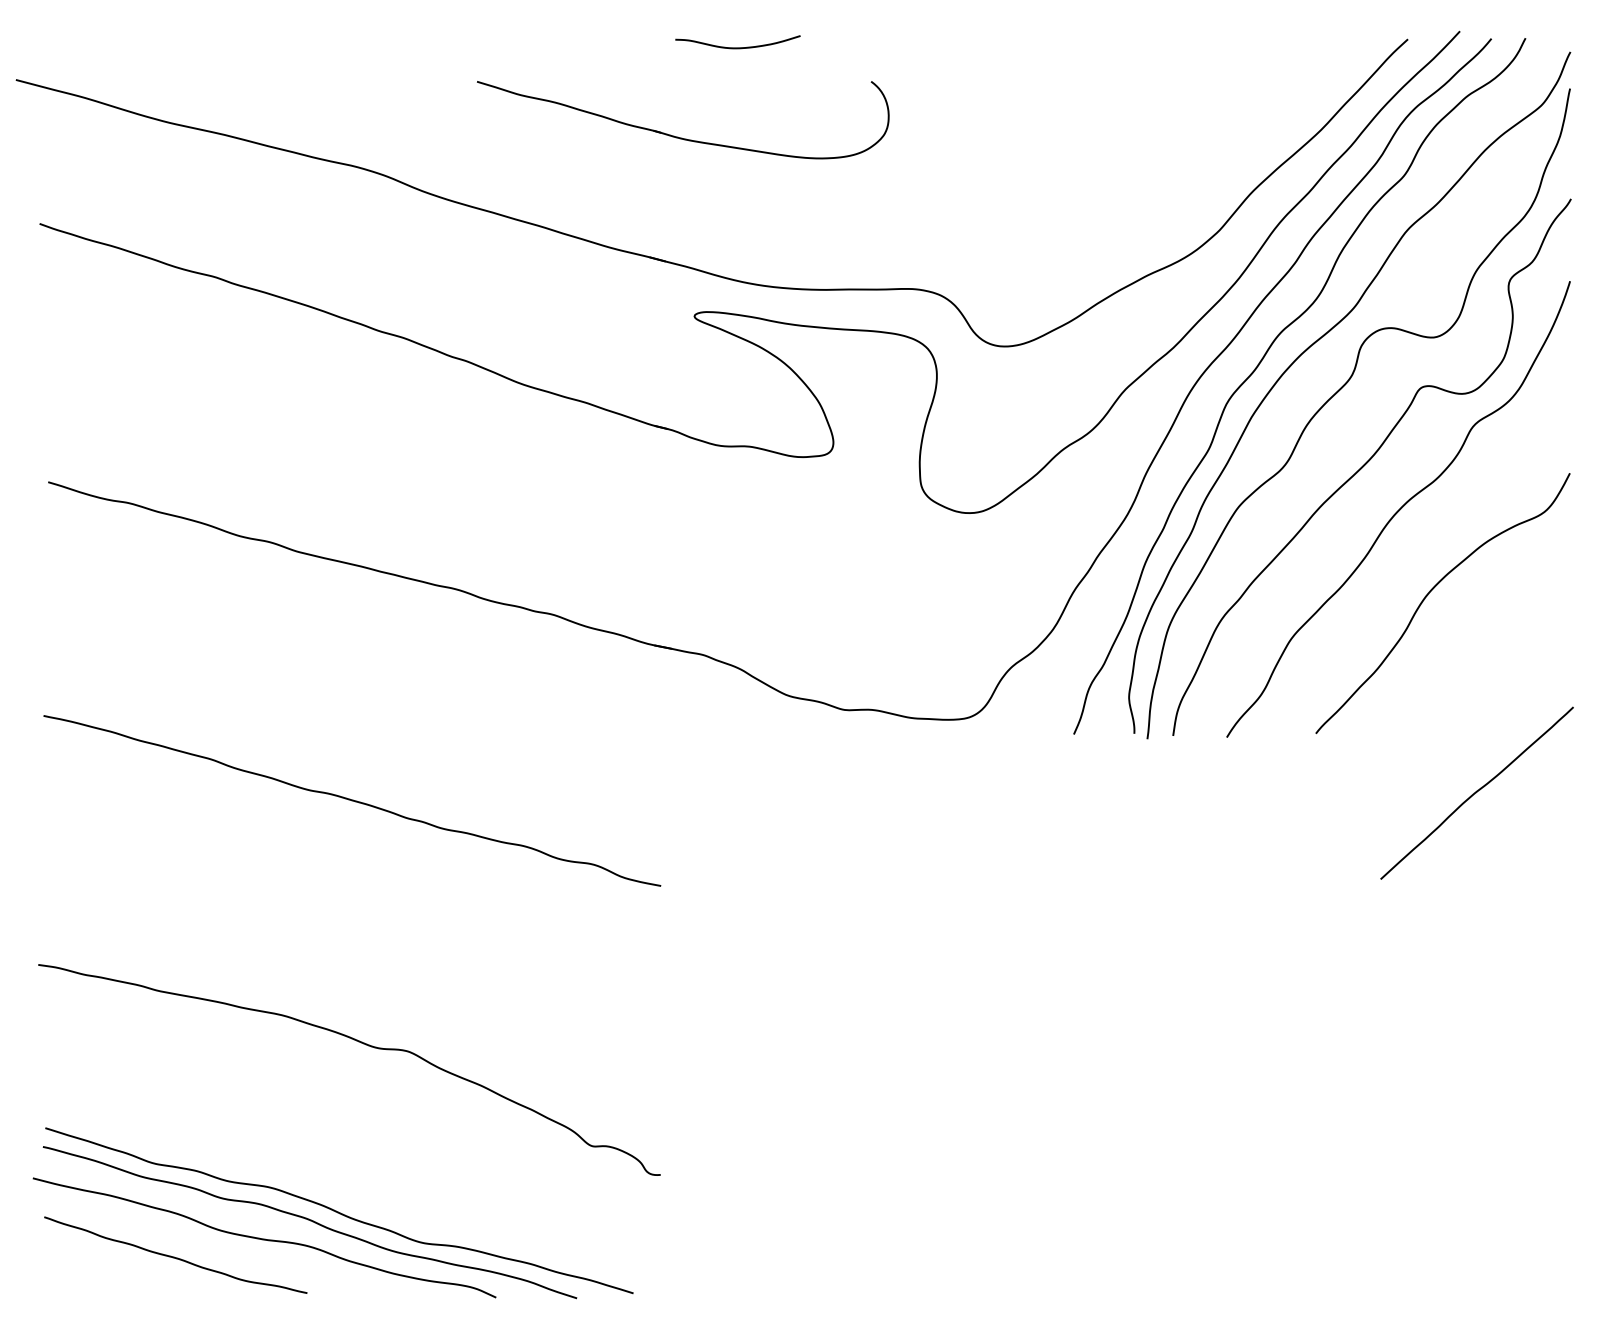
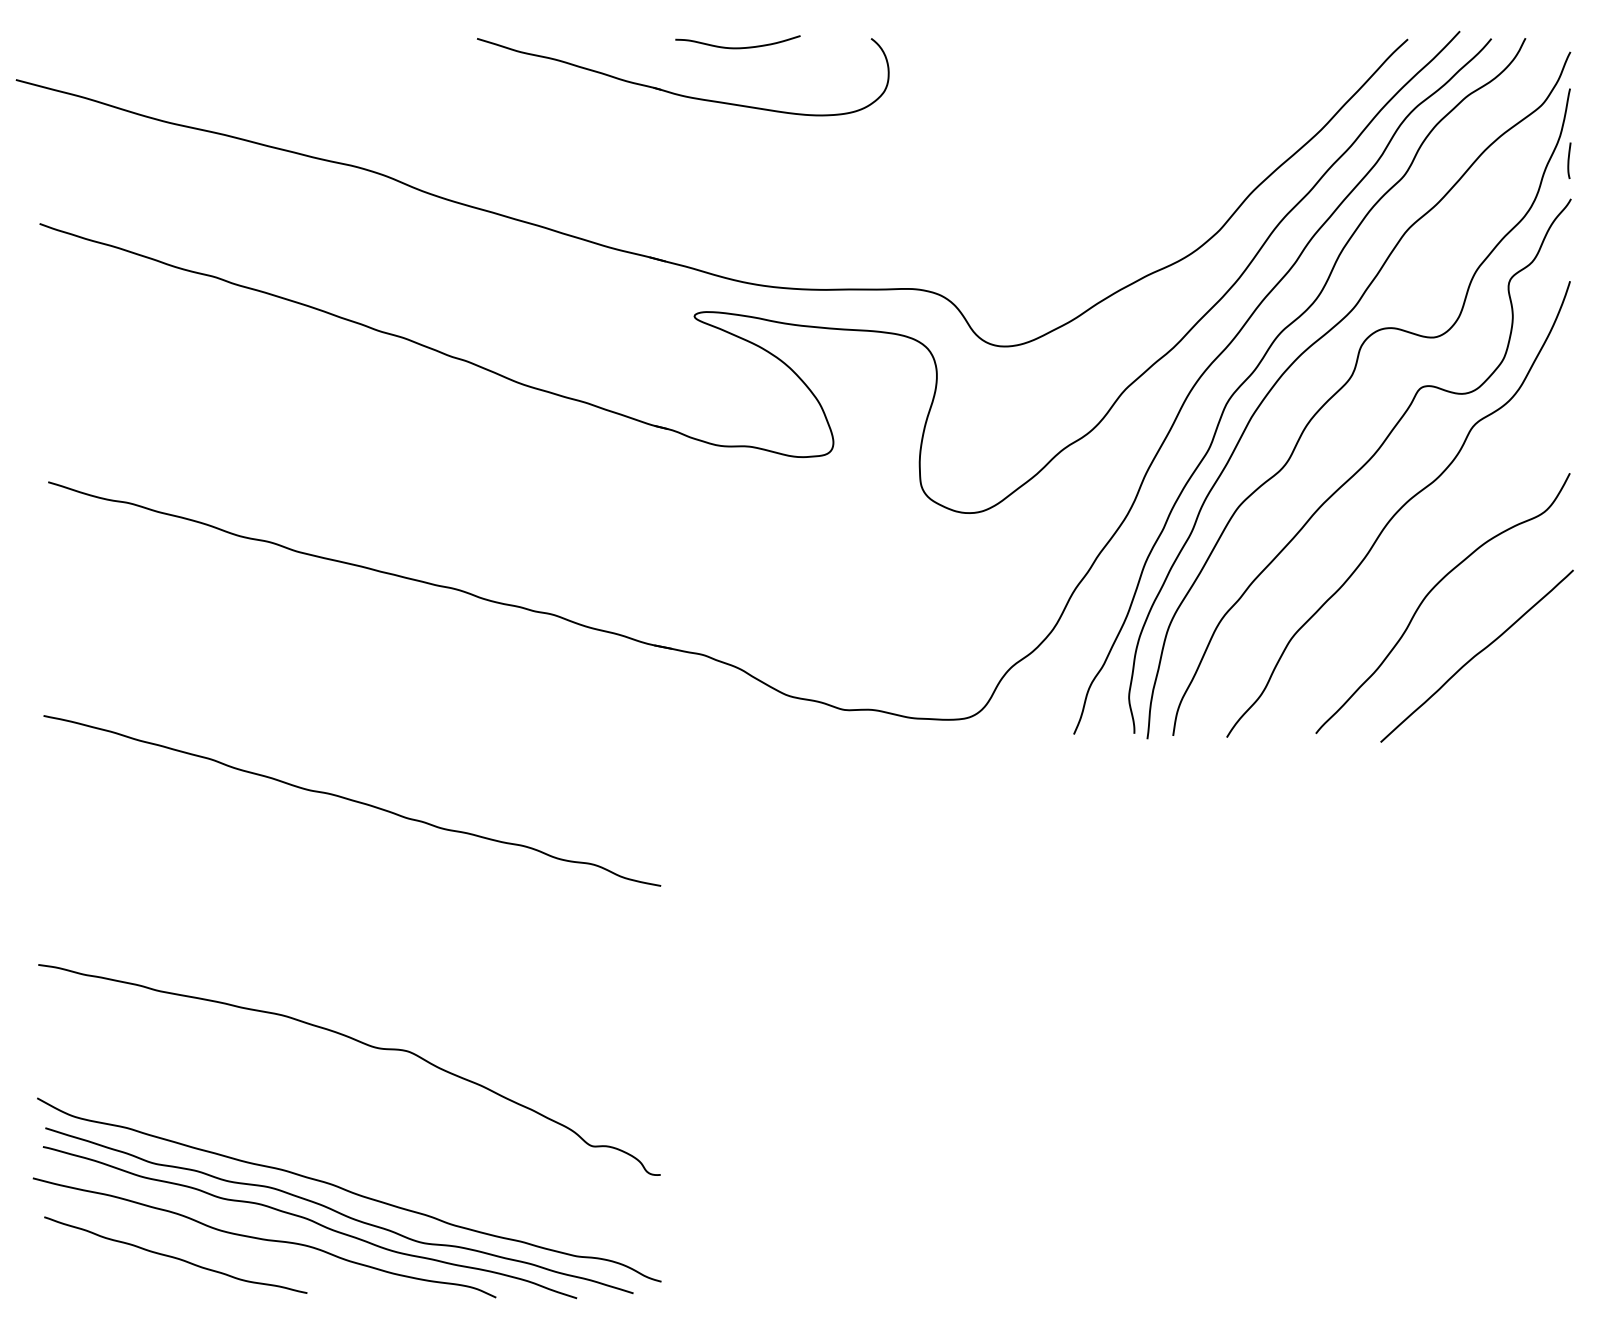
part position: (678, 136) -> (678, 93) (678, 93)
curve: none -> present (1569, 160)
curve position: (1476, 792) -> (1476, 655) (1476, 655)
curve: none -> present (349, 1190)
